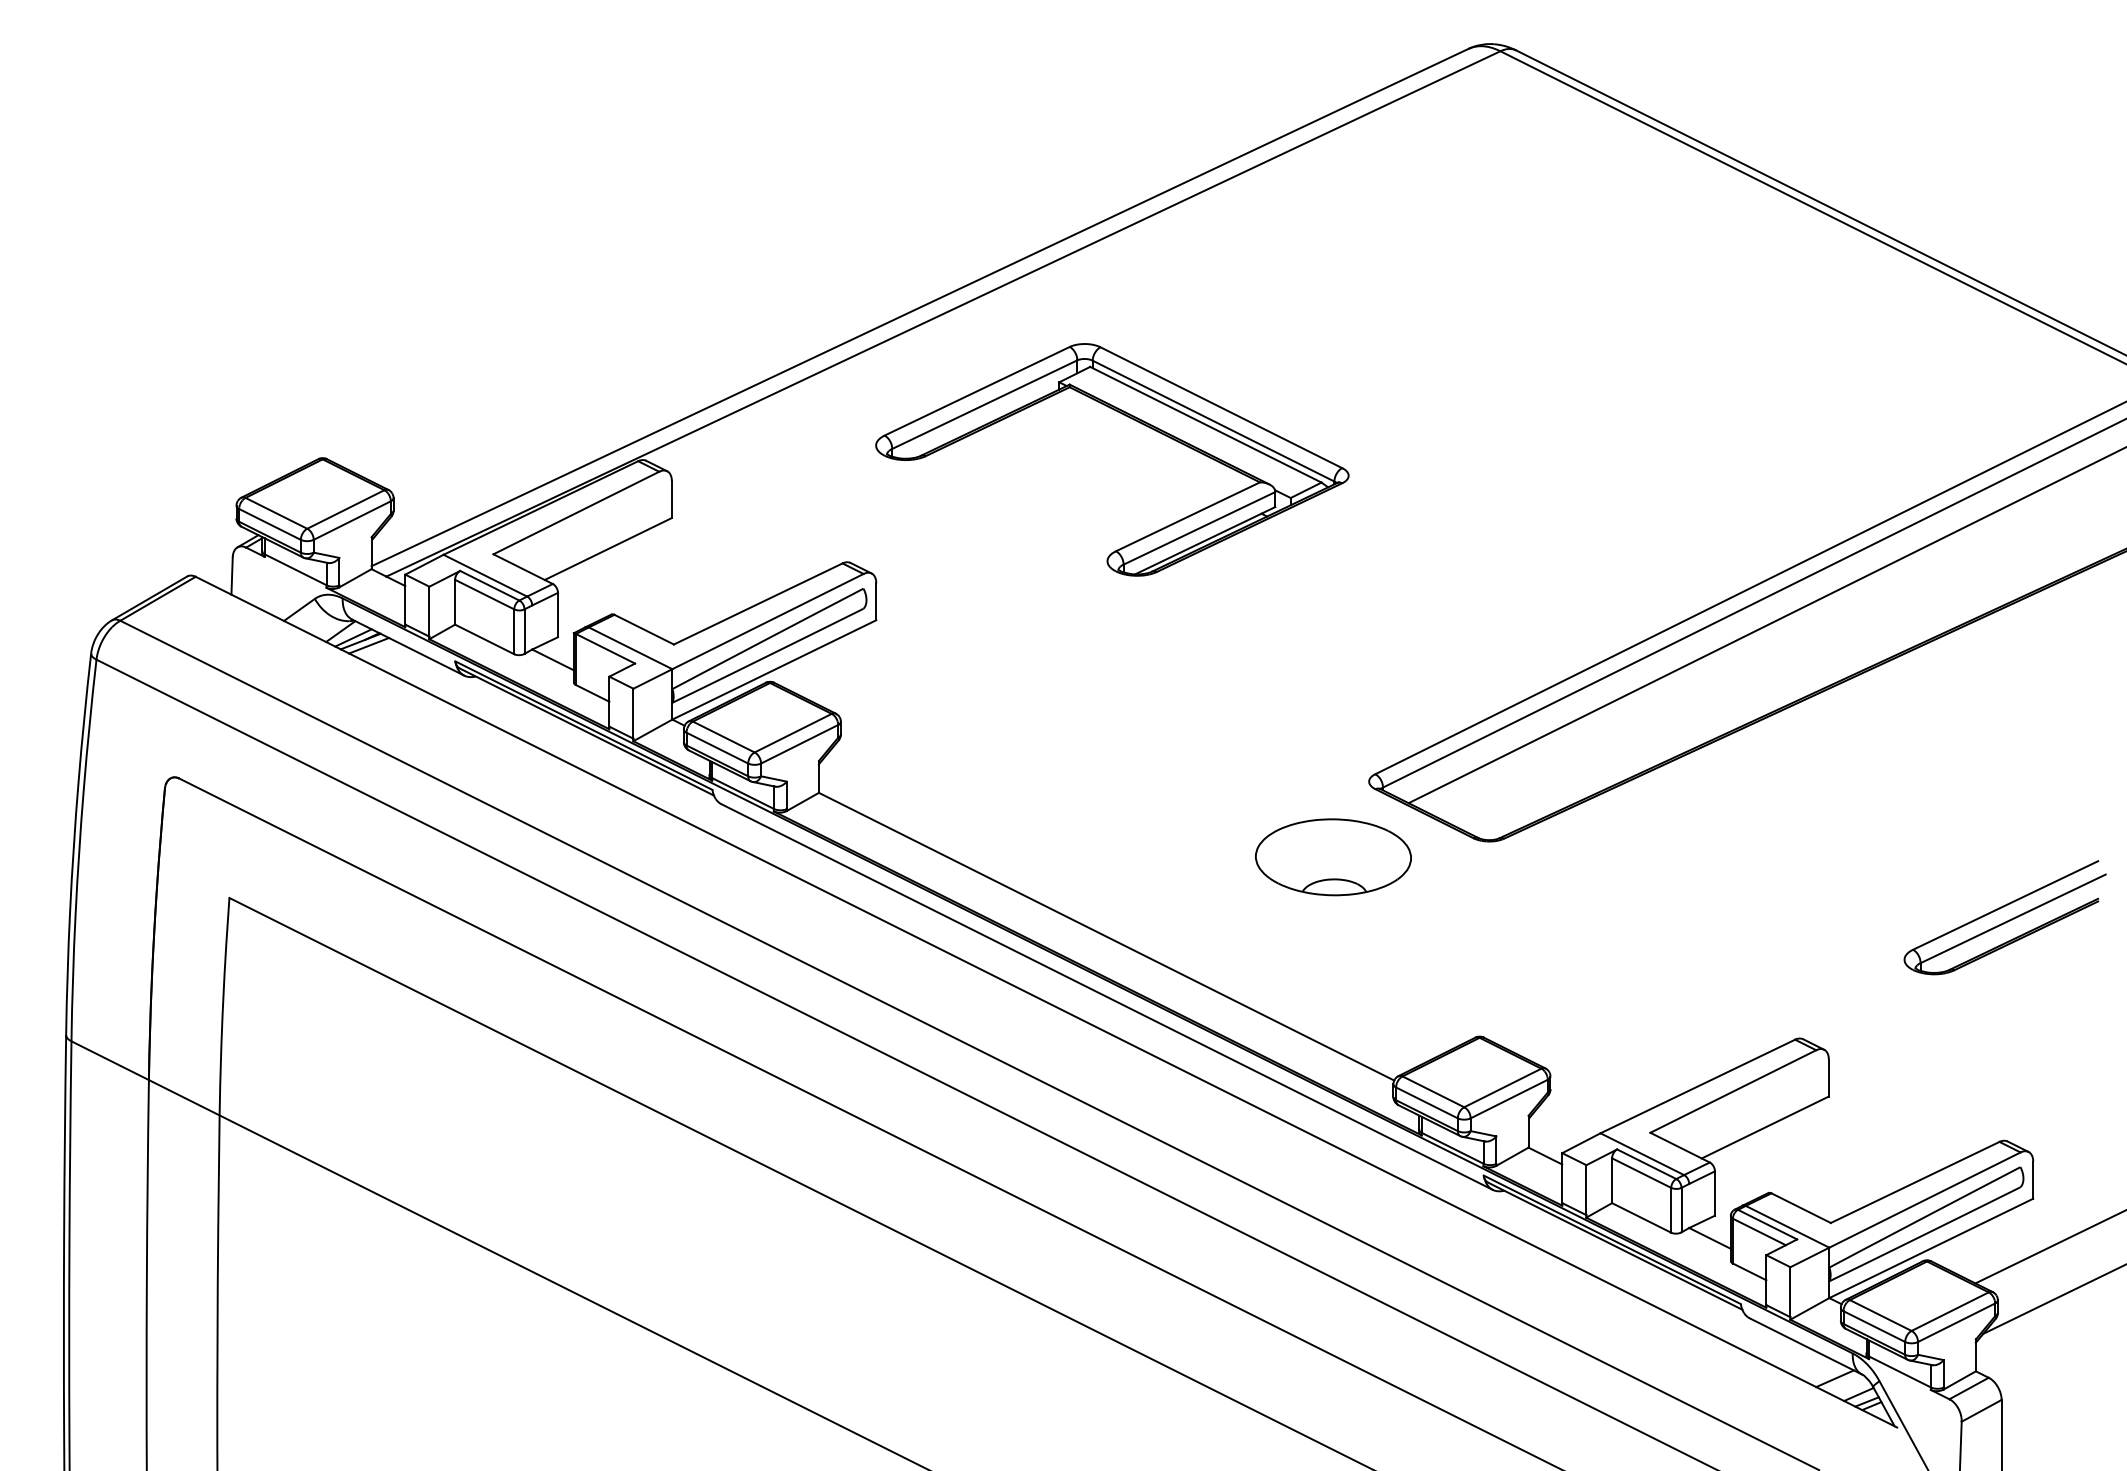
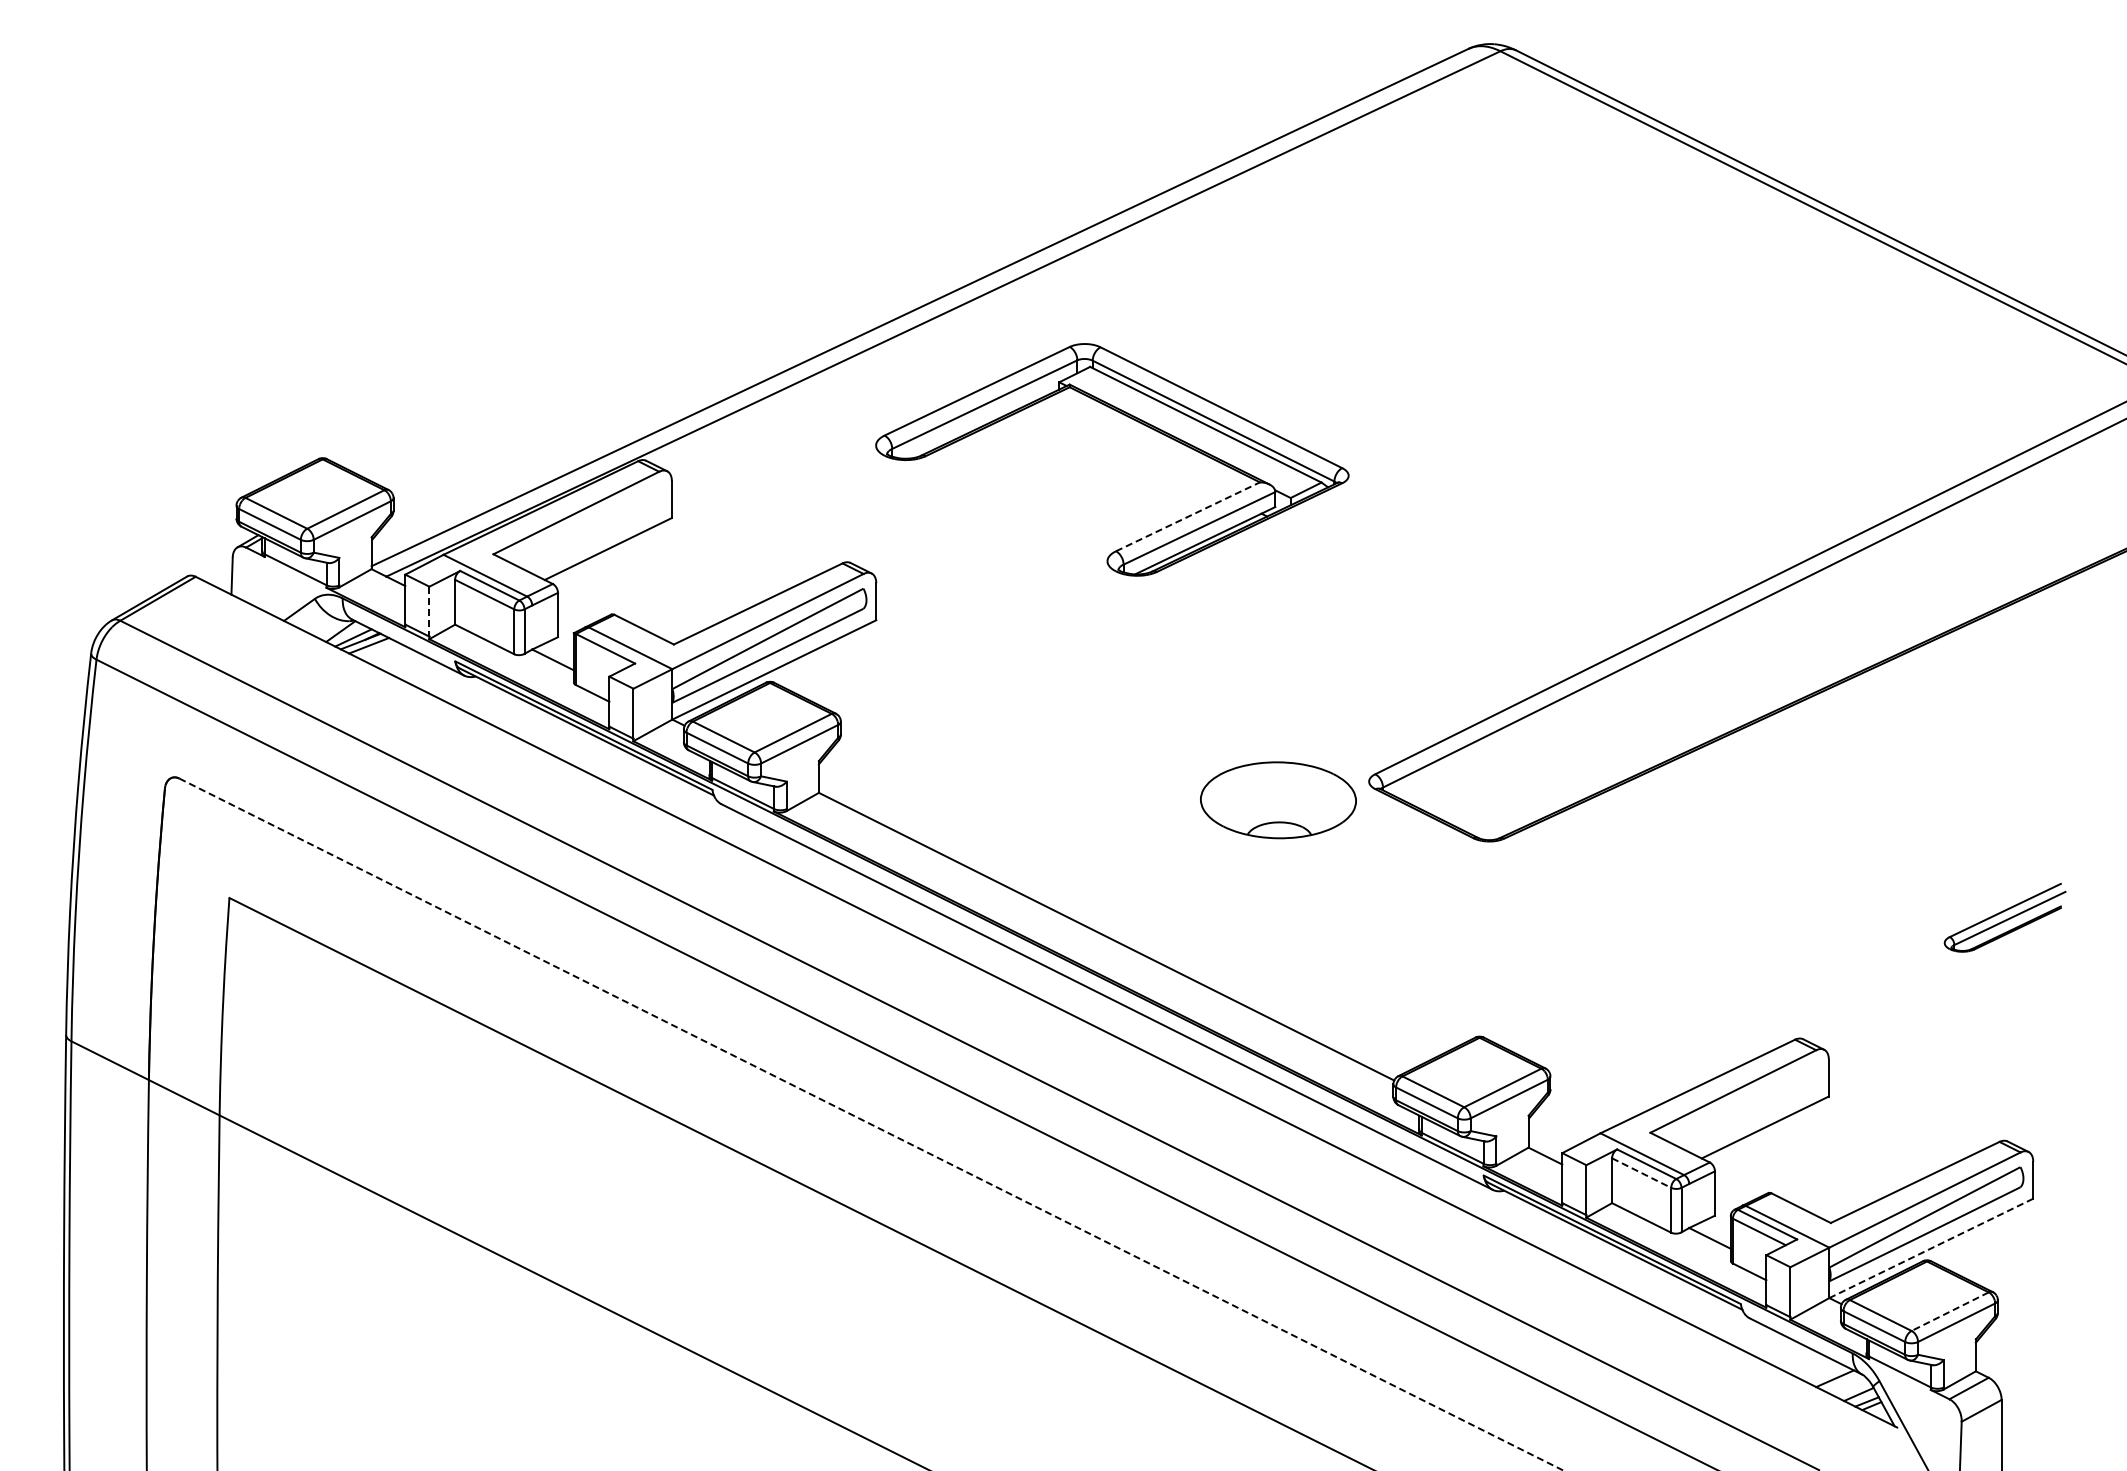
line: solid -> dashed (1188, 516)
line: solid -> dashed (429, 611)
line: present -> none (1765, 625)
part position: (1333, 857) -> (1278, 800) (1278, 800)
part size: 204x116 px -> 124x71 px (2004, 917)
line: solid -> dashed (871, 1124)
line: solid -> dashed (1642, 1173)
line: present -> none (2049, 1247)
line: solid -> dashed (1930, 1248)
line: present -> none (2053, 1299)
line: solid -> dashed (1949, 1311)
